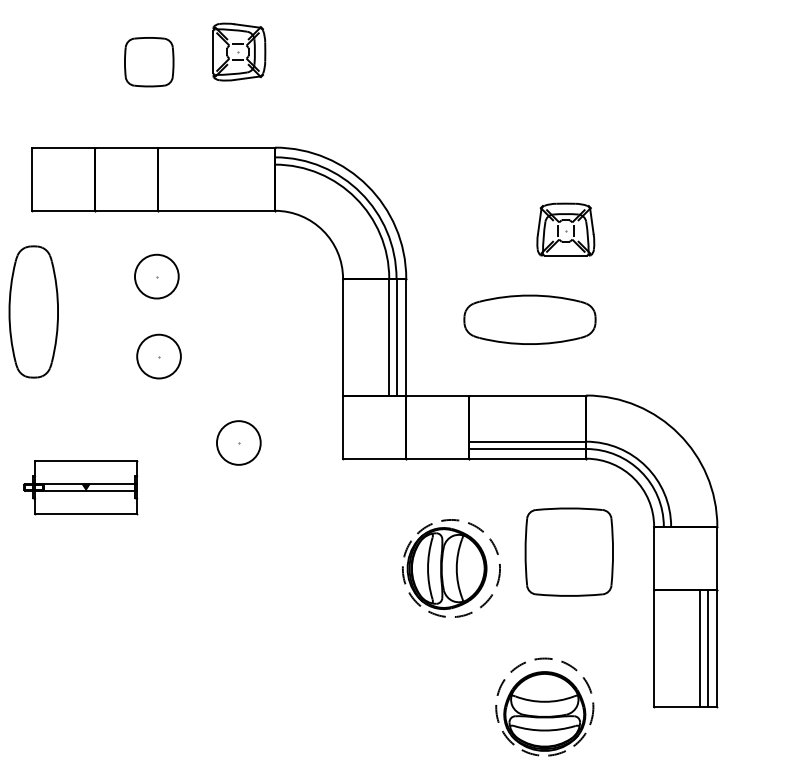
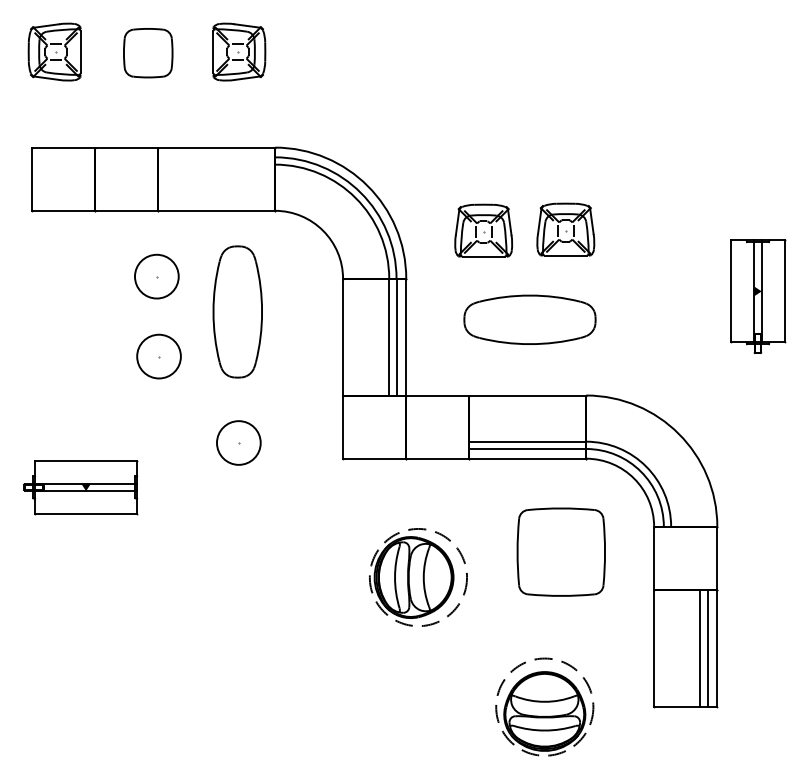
part: none -> present (54, 51)
part position: (149, 62) -> (148, 53) (148, 53)
part: none -> present (483, 230)
part: none -> present (758, 296)
part position: (33, 311) -> (237, 311) (237, 311)
part position: (568, 551) -> (560, 551) (560, 551)
part position: (451, 568) -> (418, 577) (418, 577)
